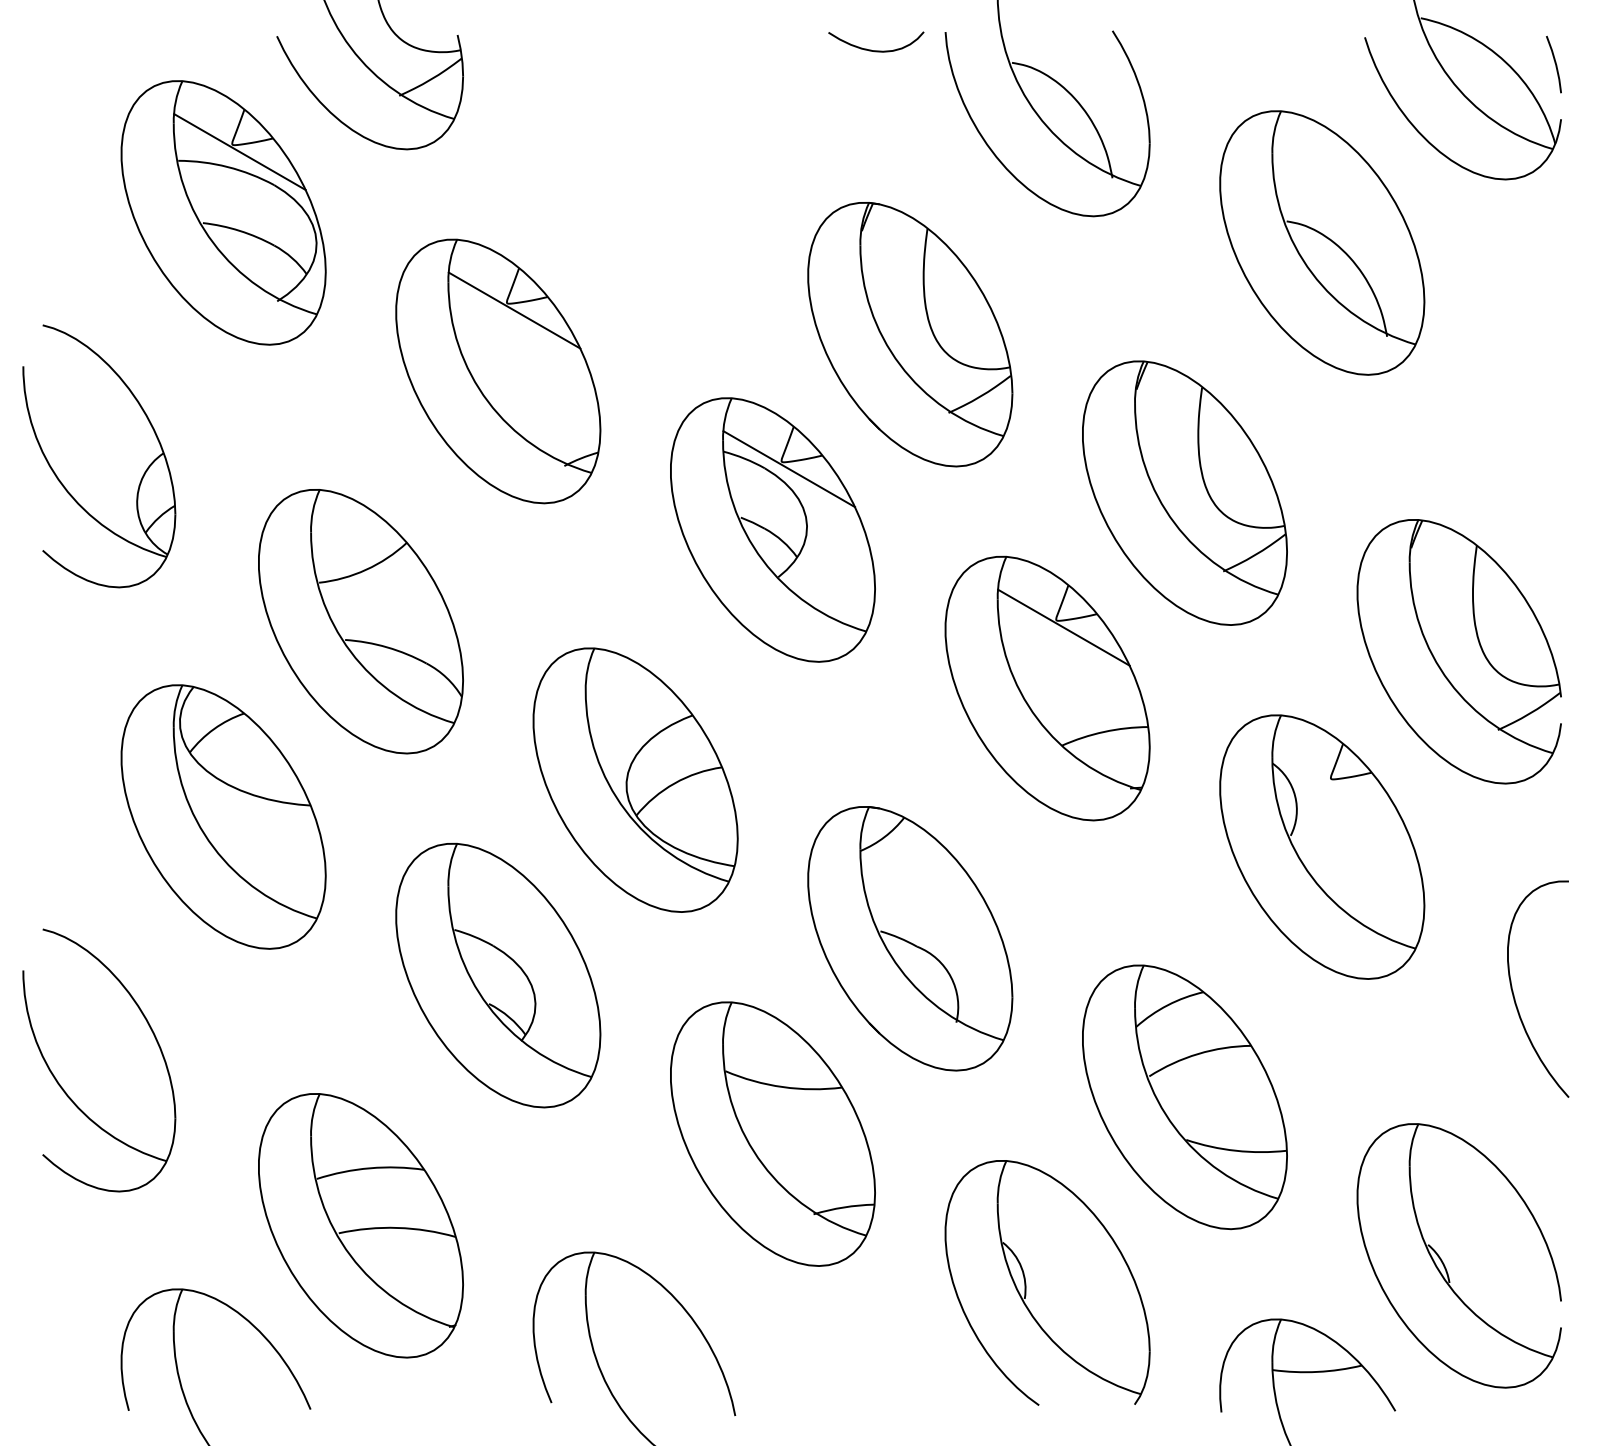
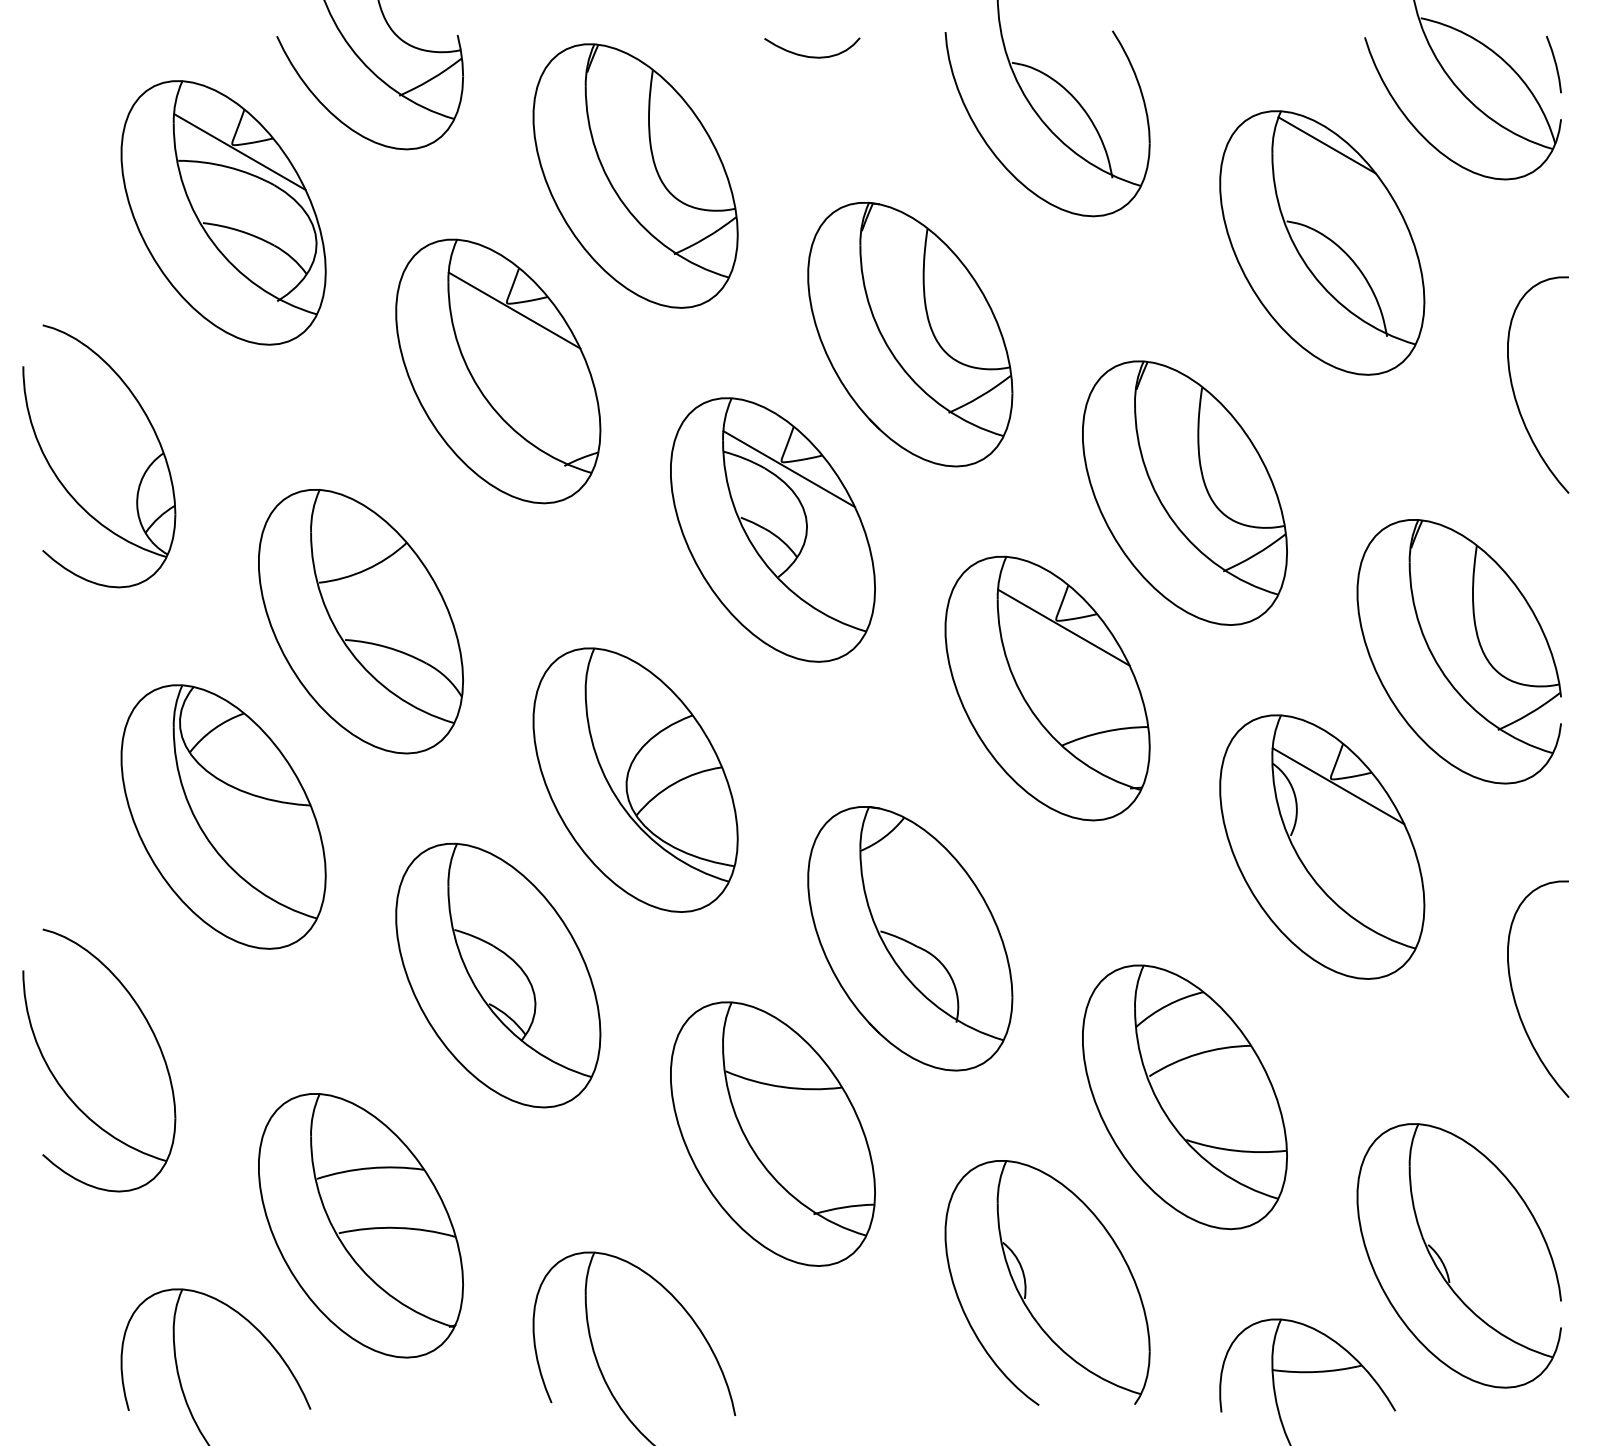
curve position: (876, 50) -> (812, 56) (812, 56)
line: none -> present (1326, 145)
part: none -> present (635, 175)
curve: none -> present (1514, 390)
line: none -> present (1338, 786)
